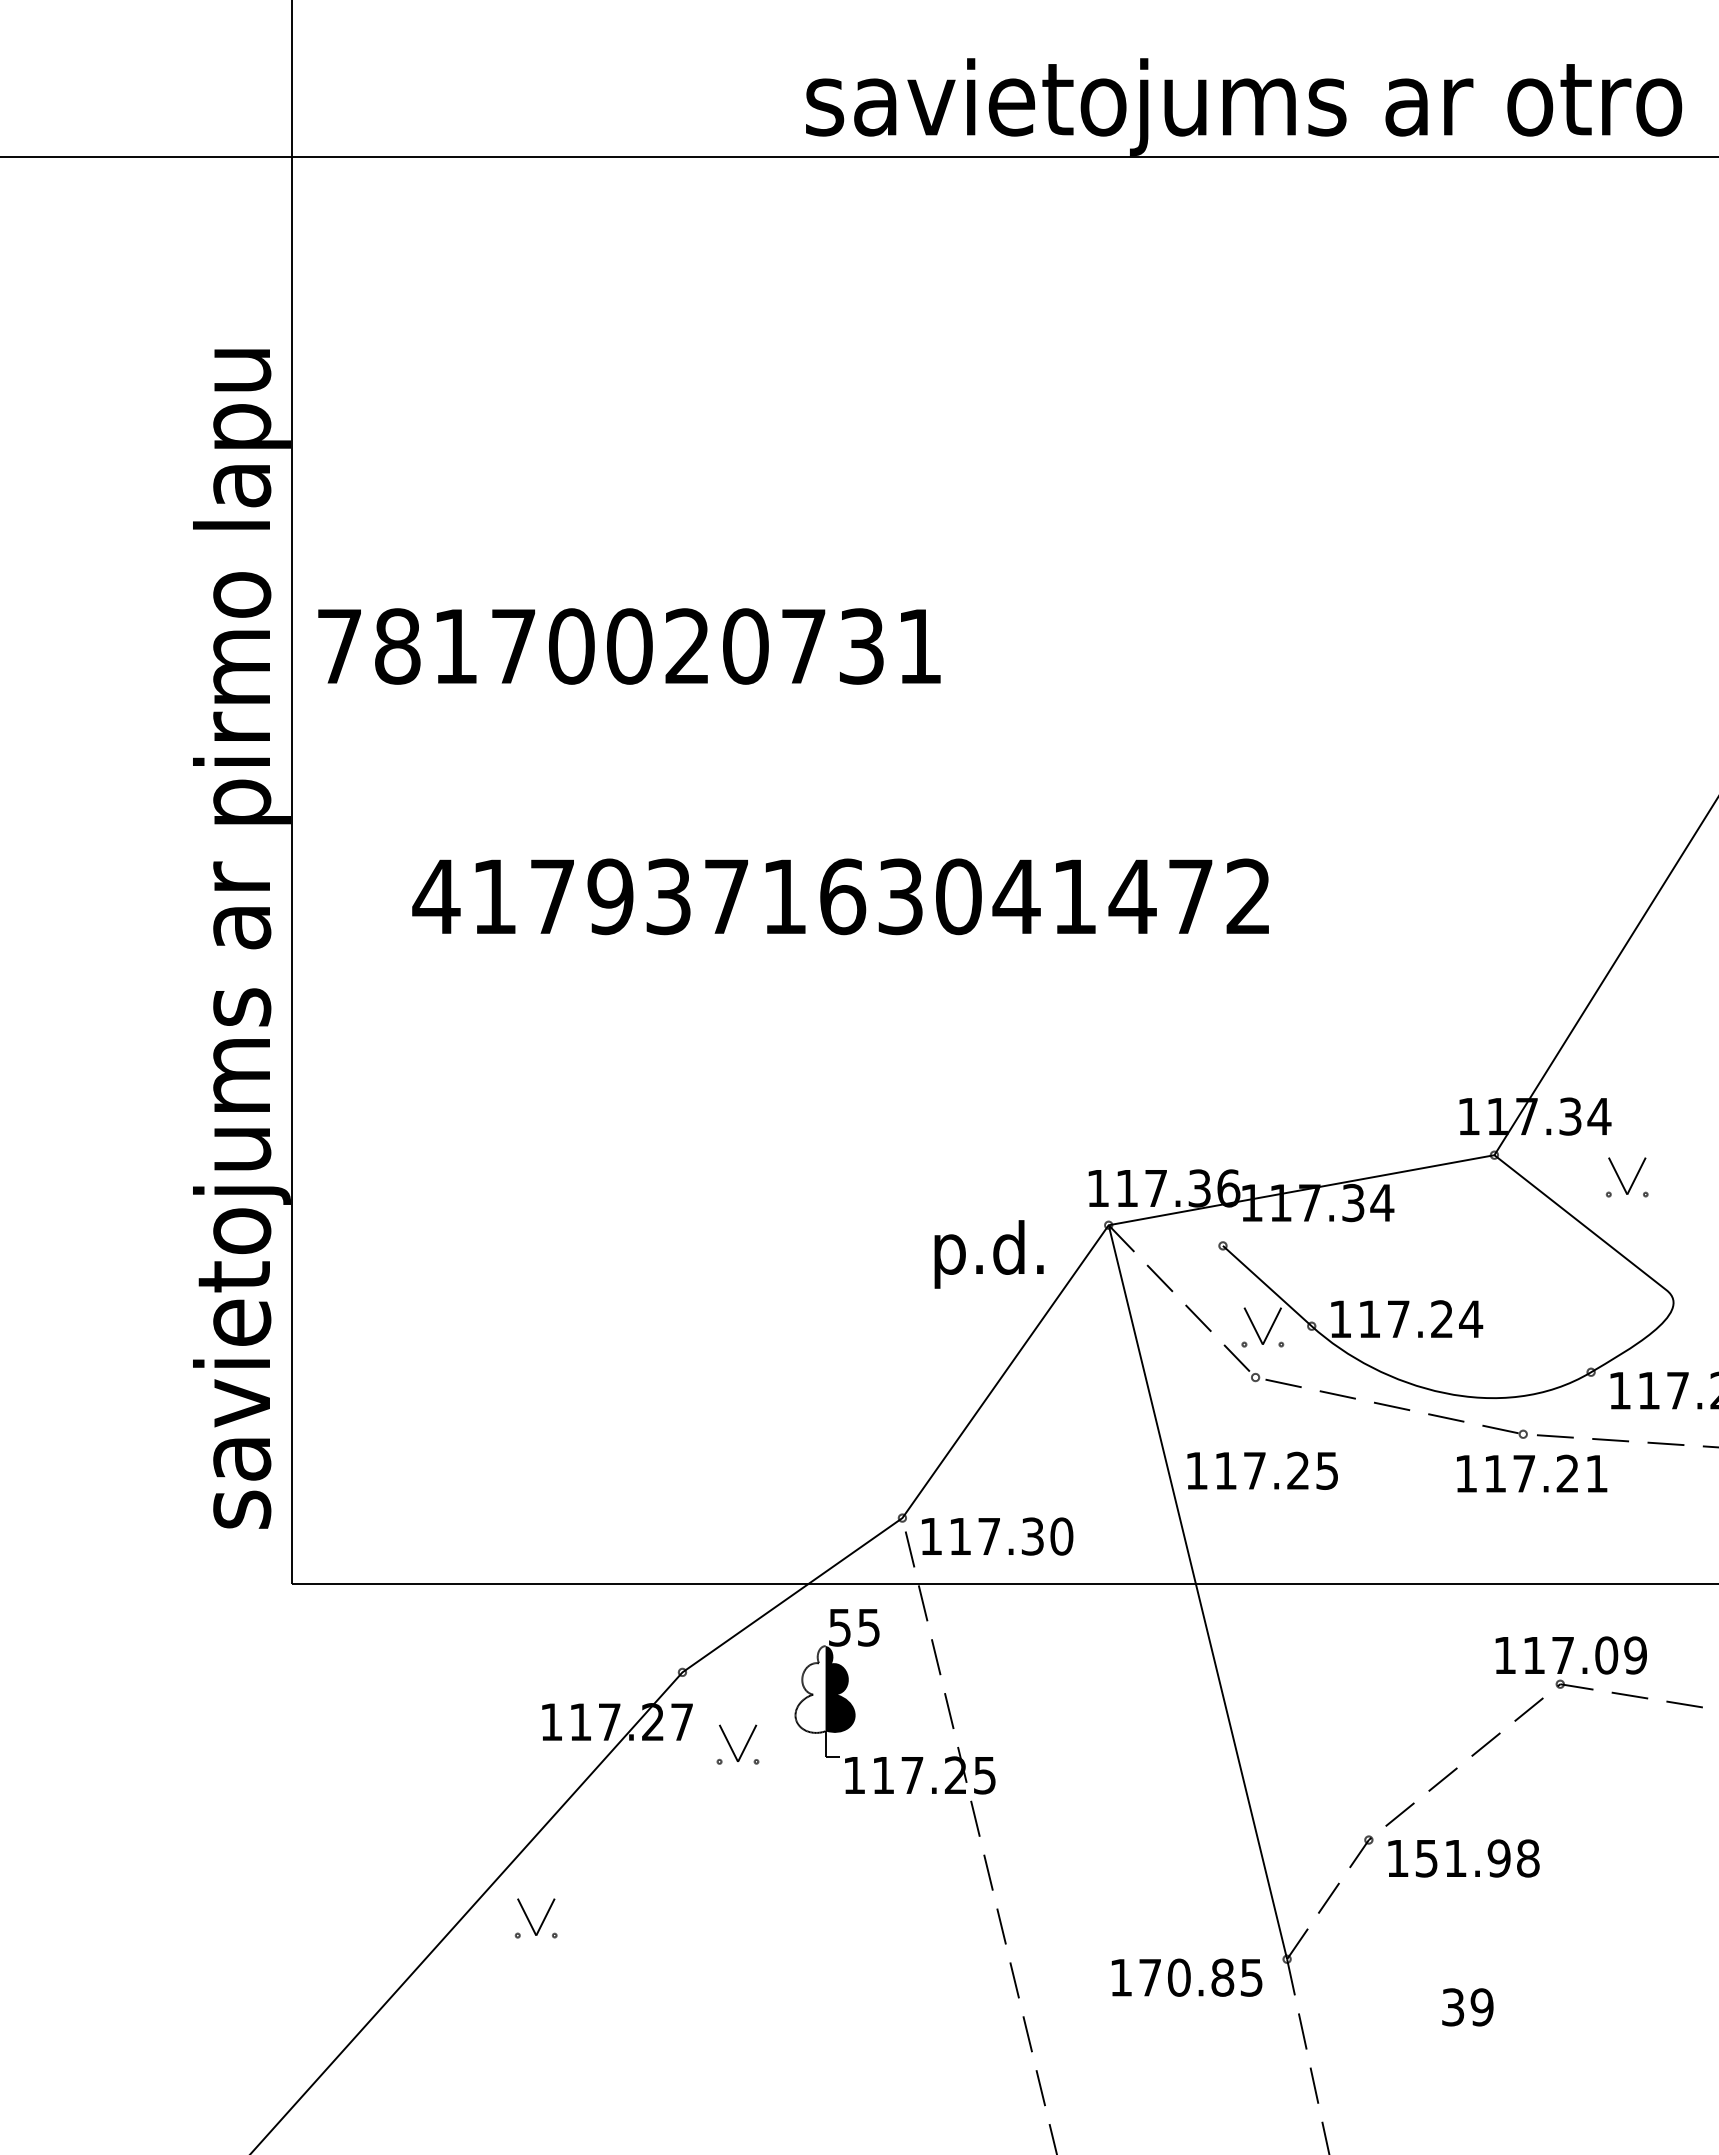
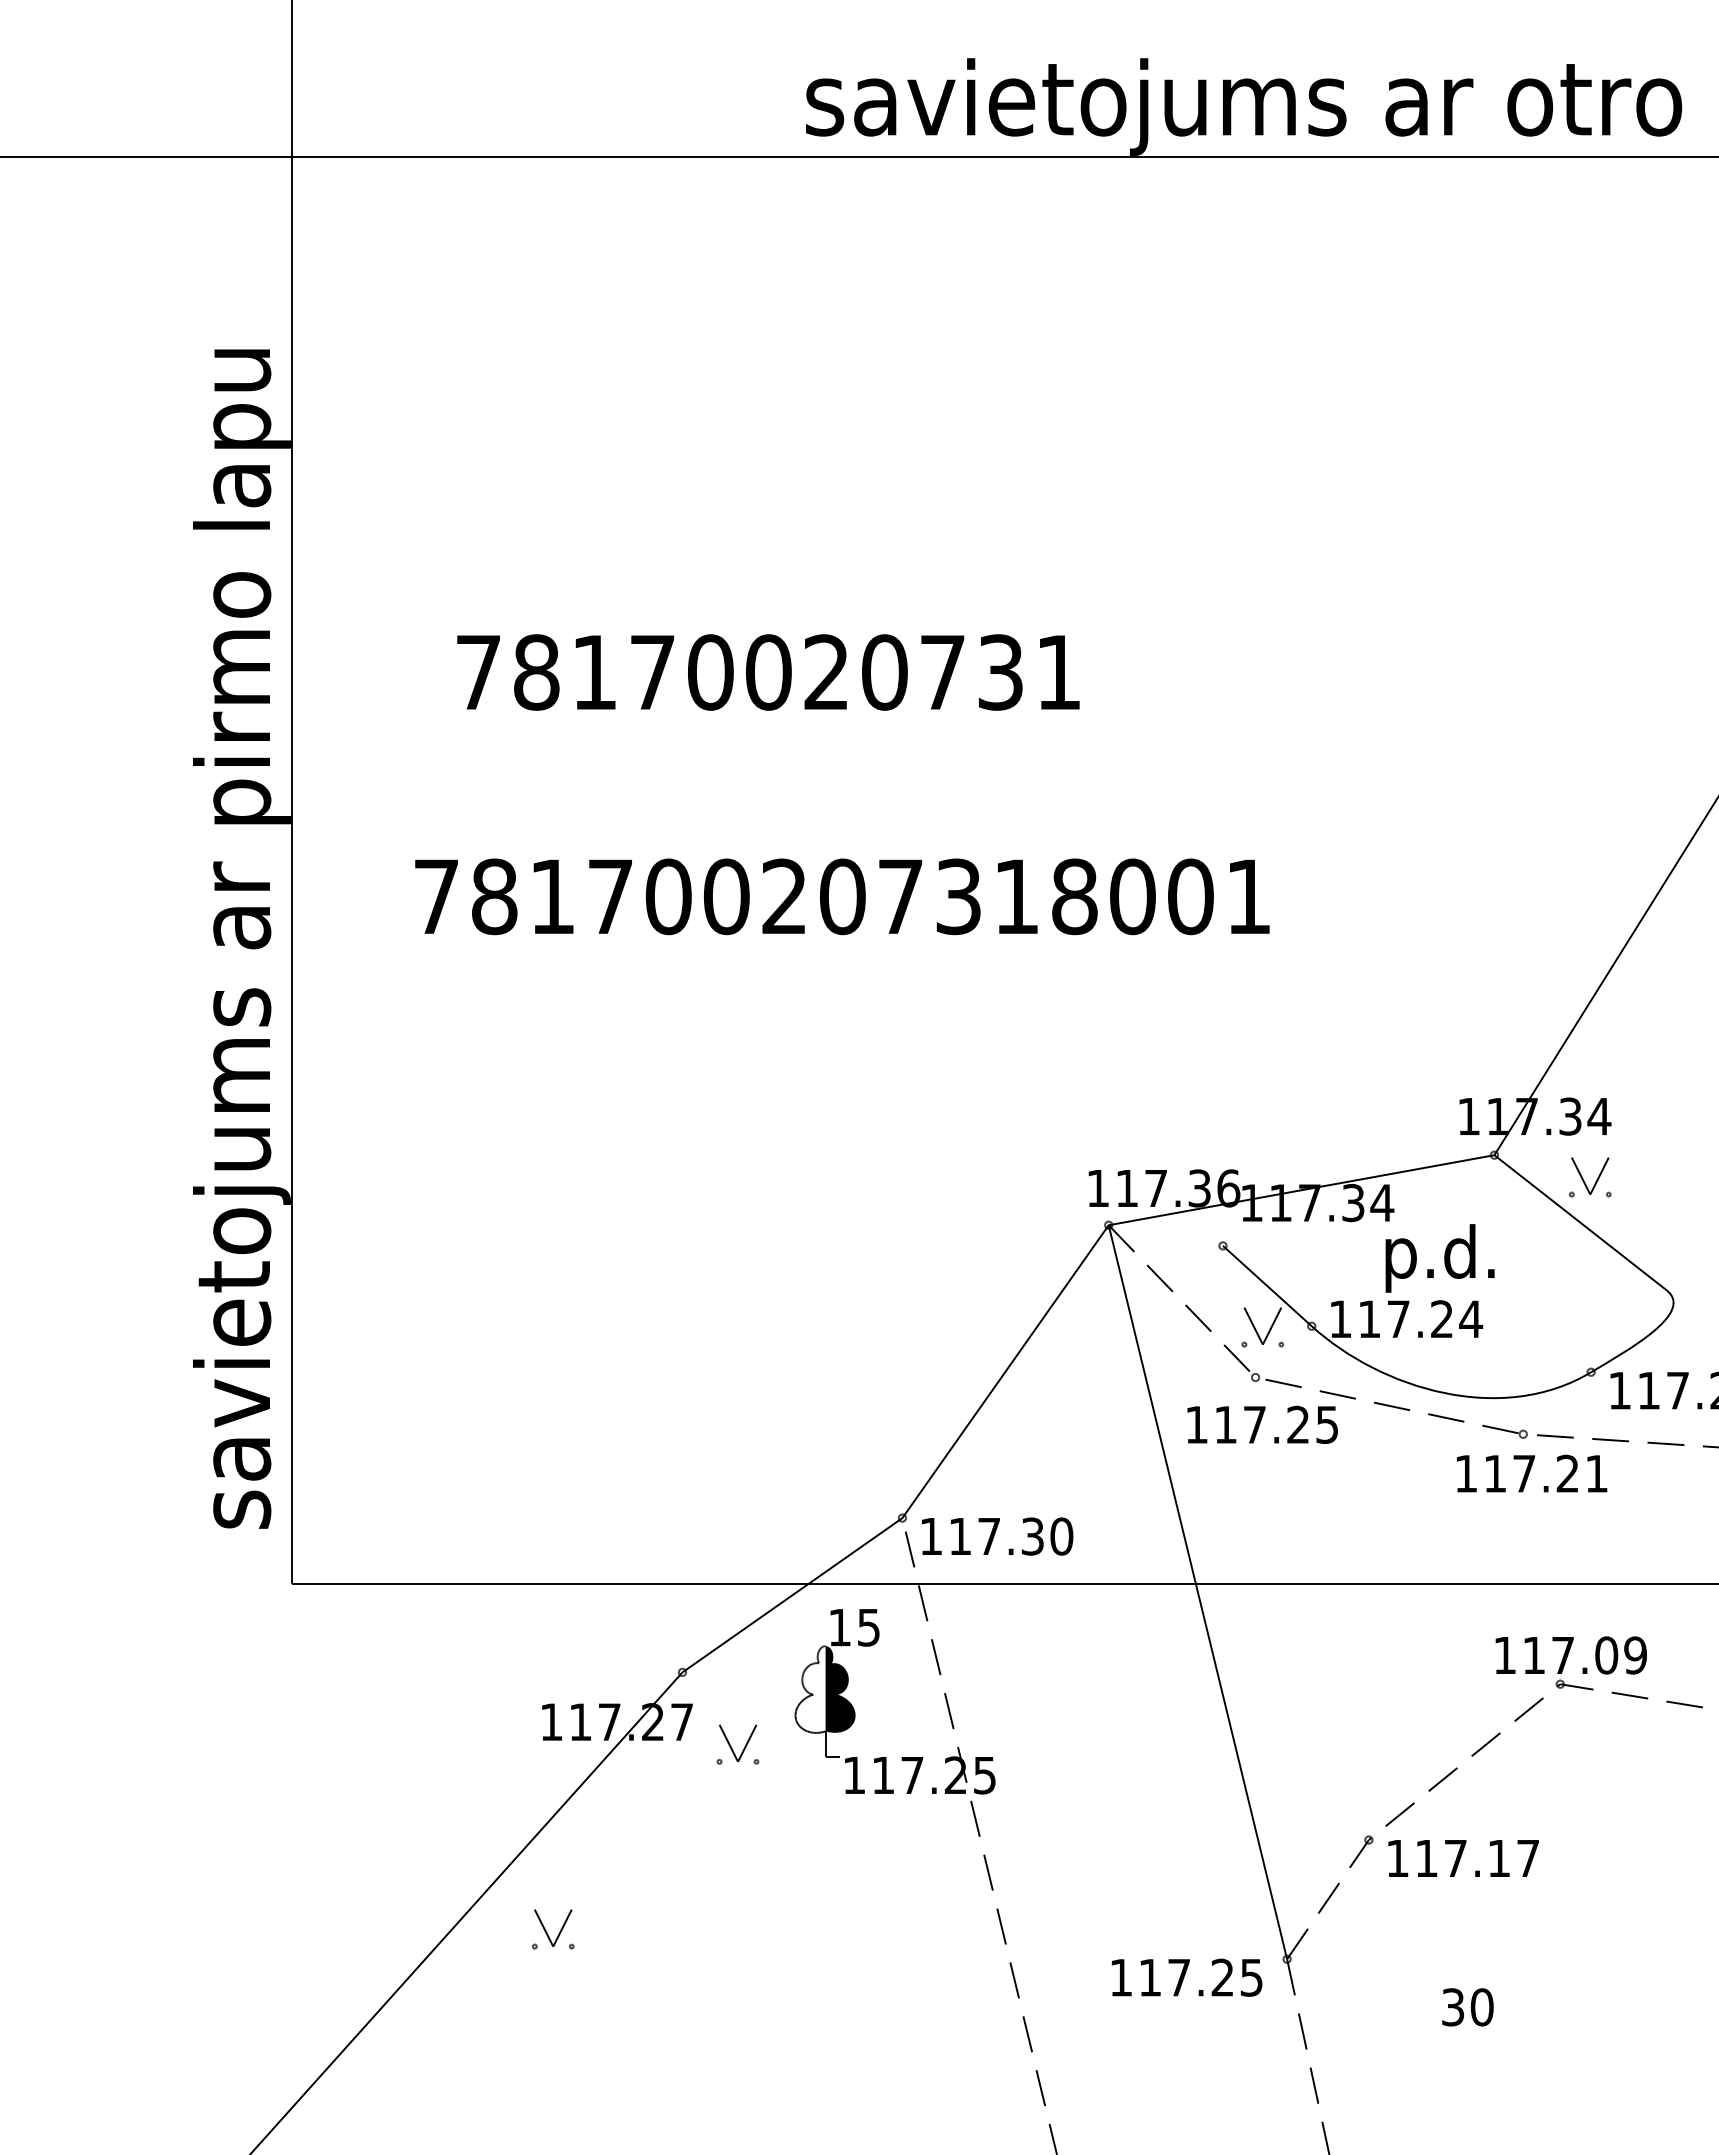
text position: (629, 646) -> (768, 672) (768, 672)
text: 417937163041472 -> 781700207318001 (840, 896)
part position: (1626, 1177) -> (1589, 1177) (1589, 1177)
text position: (988, 1254) -> (1439, 1258) (1439, 1258)
text position: (1262, 1470) -> (1262, 1424) (1262, 1424)
text: 55 -> 15 (839, 1627)
text: 151.98 -> 117.17 (1477, 1858)
part position: (535, 1918) -> (552, 1929) (552, 1929)
text: 170.85 -> 117.25 (1186, 1977)
text: 39 -> 30 (1481, 2007)
